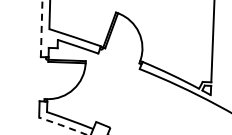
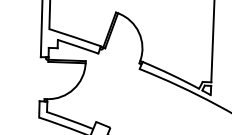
line: dashed -> solid (41, 28)
arc: dashed -> solid (62, 125)
